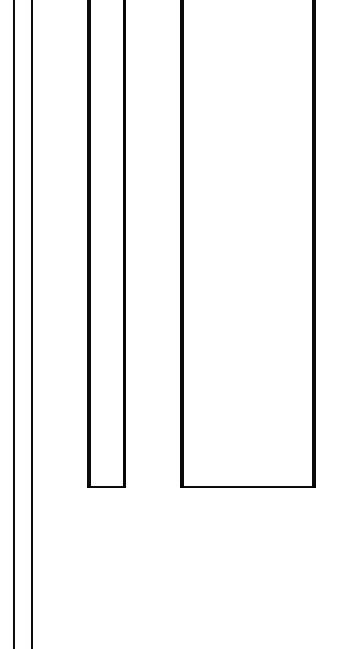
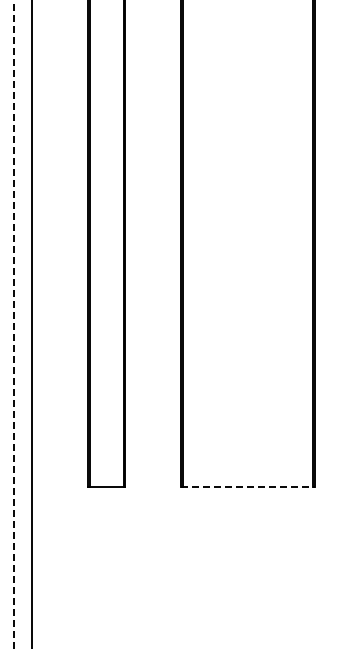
line: solid -> dashed (13, 323)
line: solid -> dashed (248, 486)
